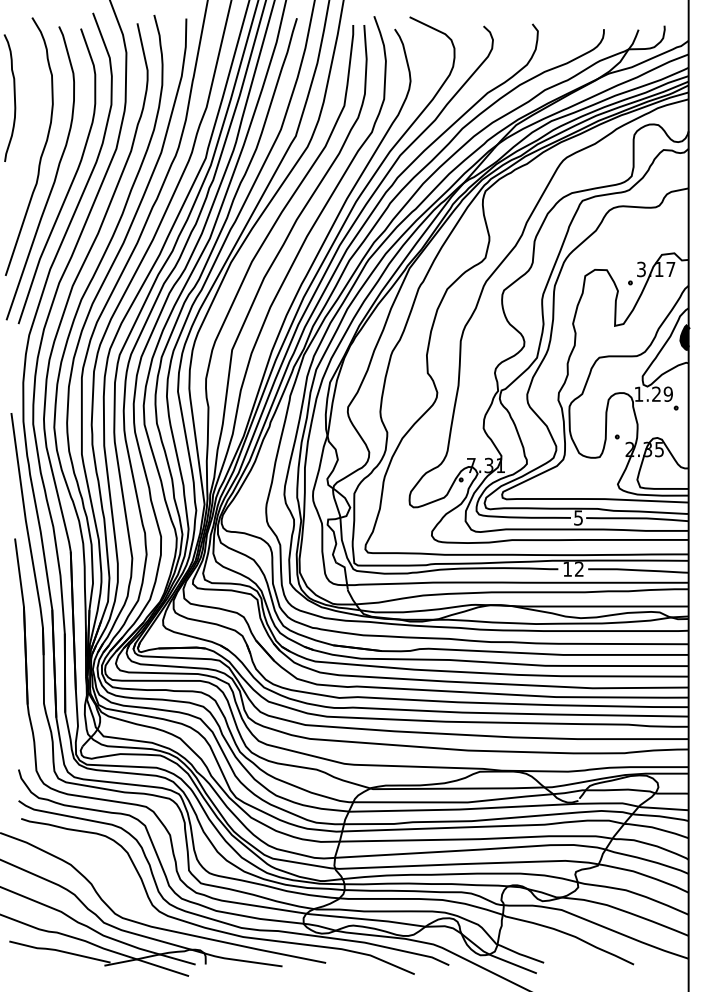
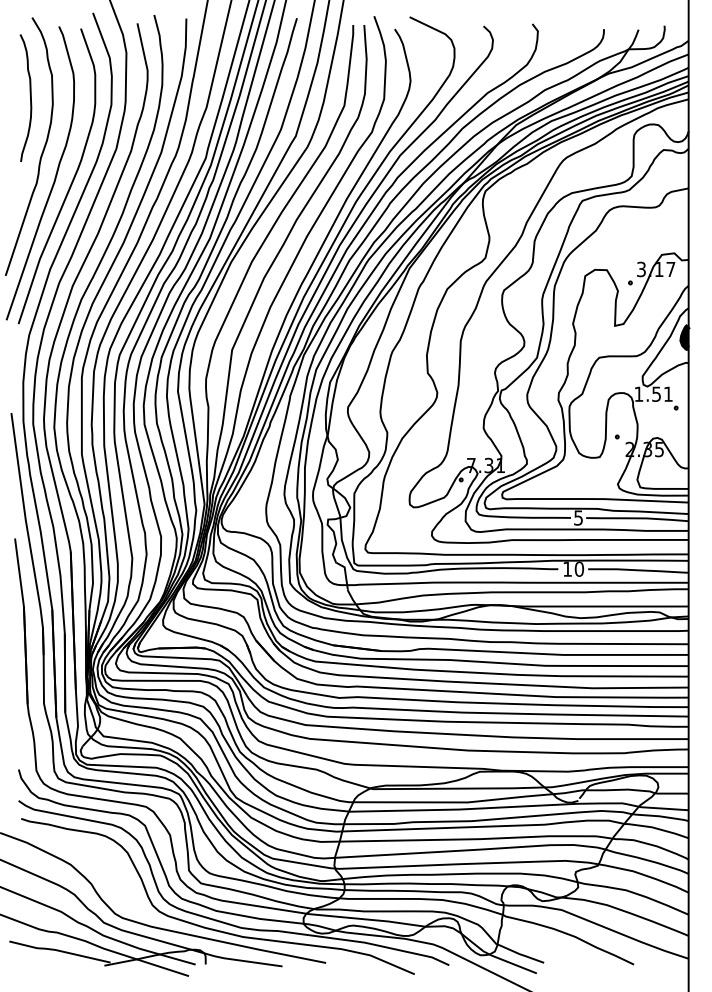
curve position: (13, 94) -> (29, 94) (29, 94)
text: 1.29 -> 1.51 (662, 393)
text: 12 -> 10 (579, 568)
